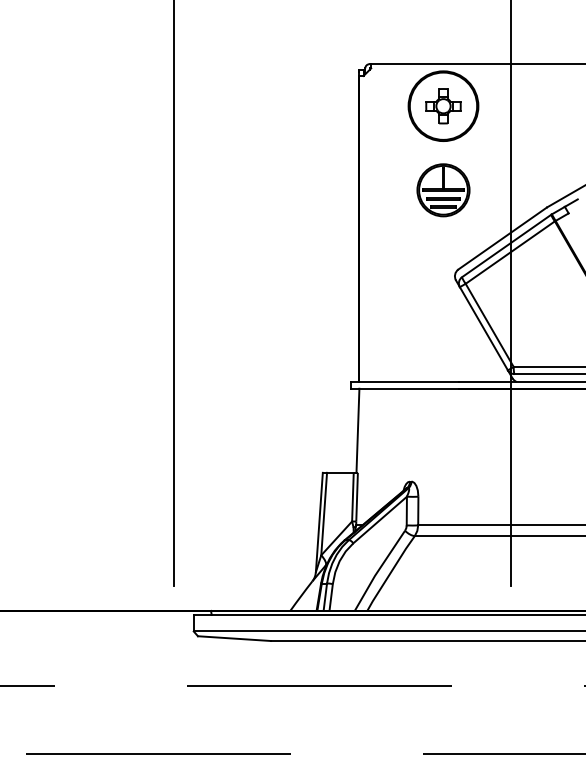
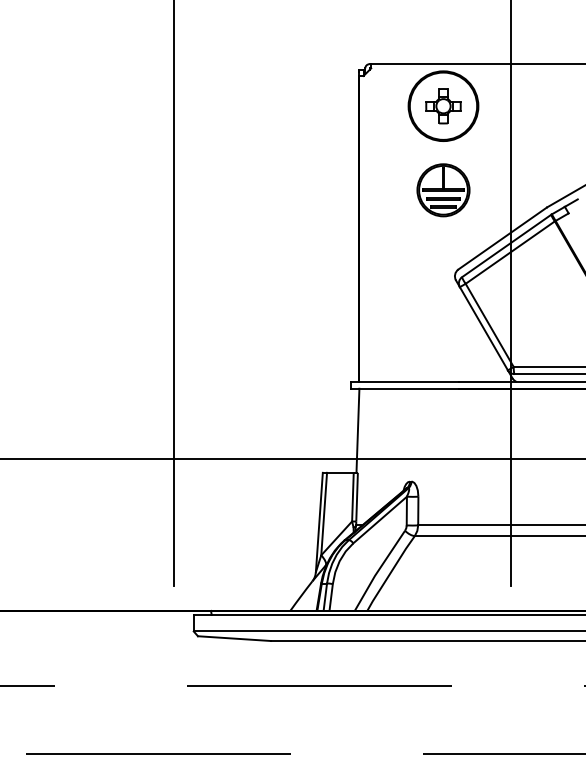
line: none -> present (292, 459)
